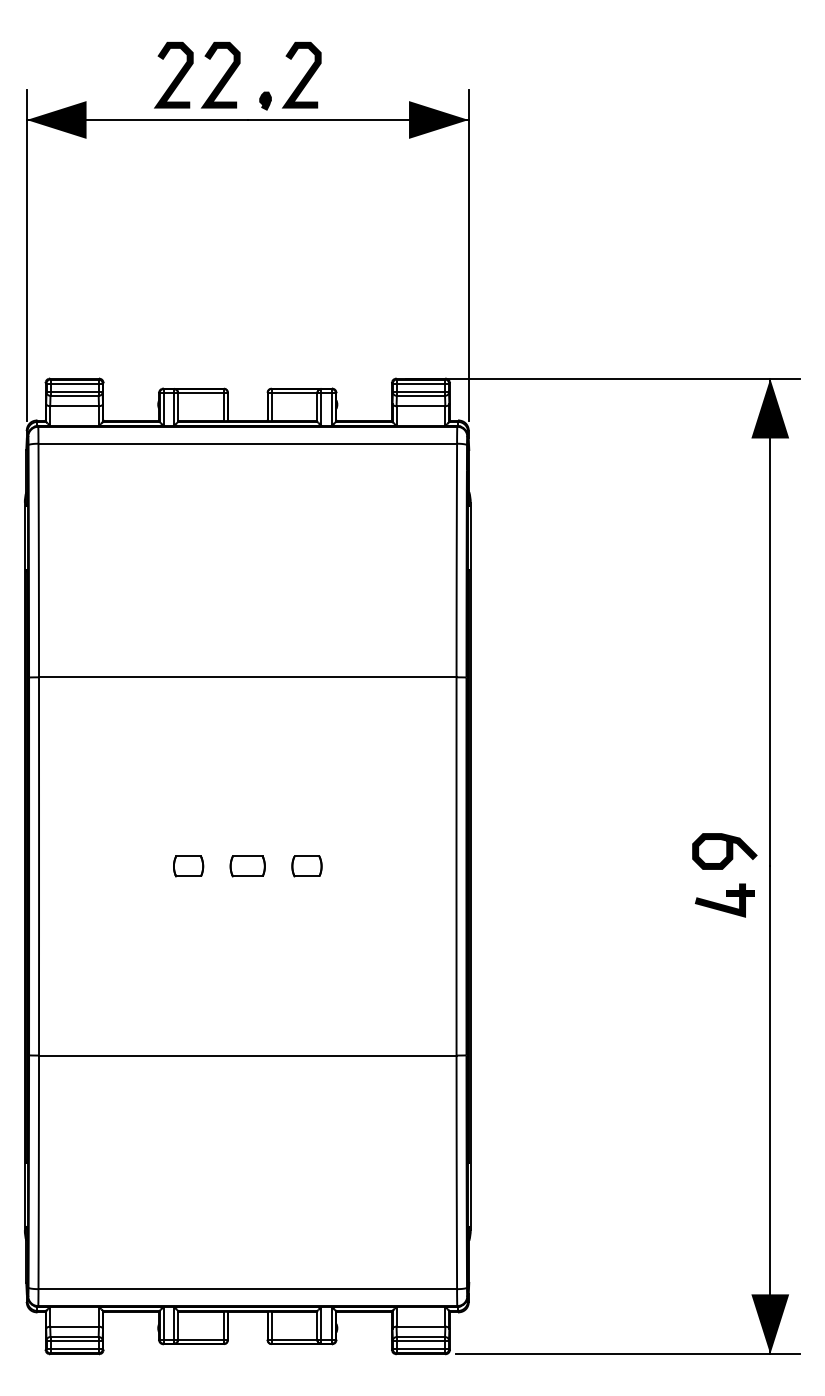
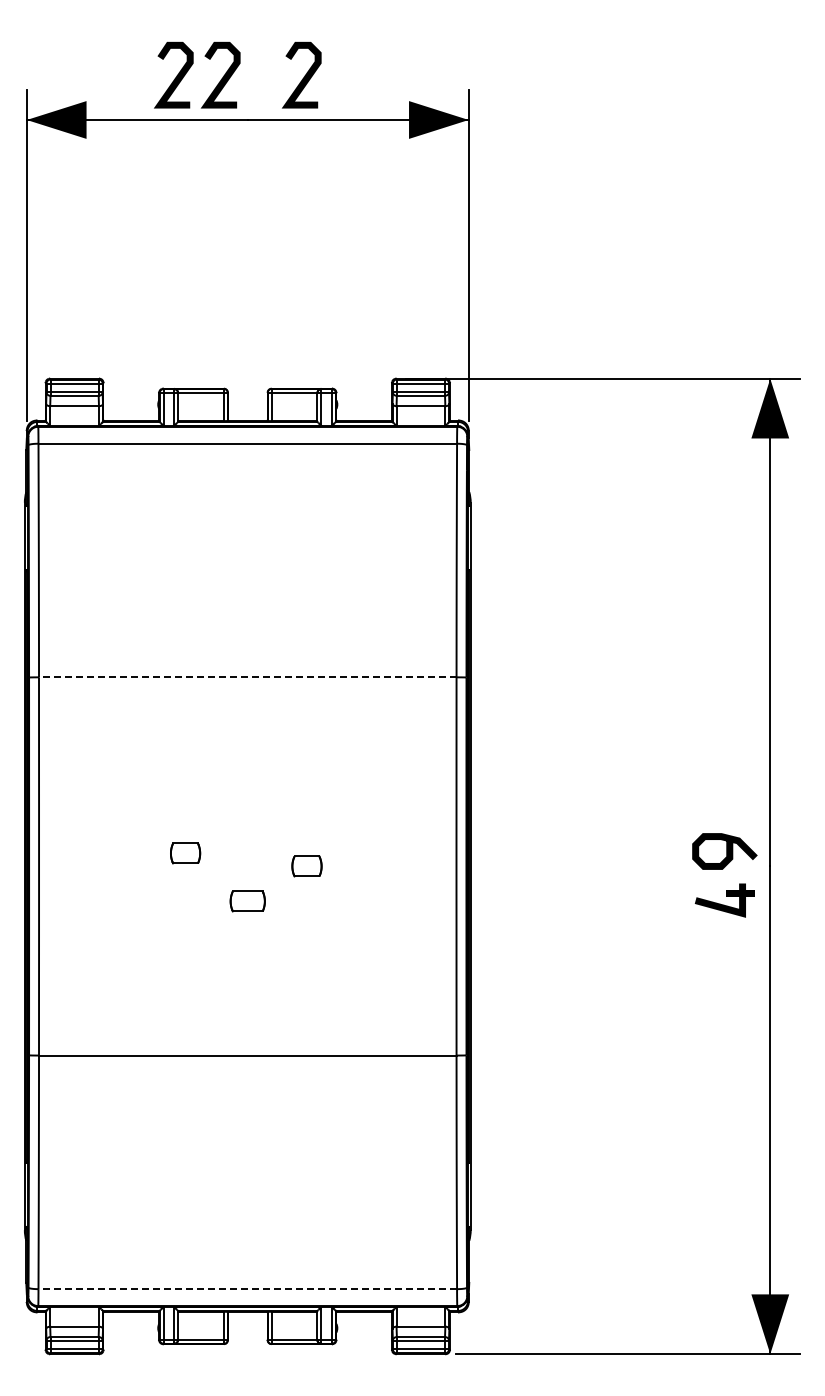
part: present -> none (265, 100)
line: solid -> dashed (247, 677)
part position: (188, 866) -> (185, 853) (185, 853)
part position: (247, 866) -> (247, 901) (247, 901)
line: solid -> dashed (247, 1289)
